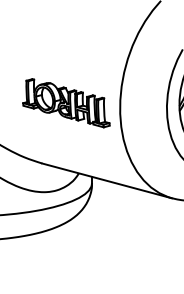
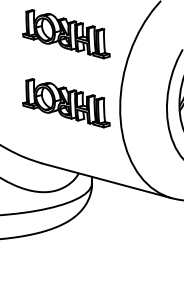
part: none -> present (66, 34)
